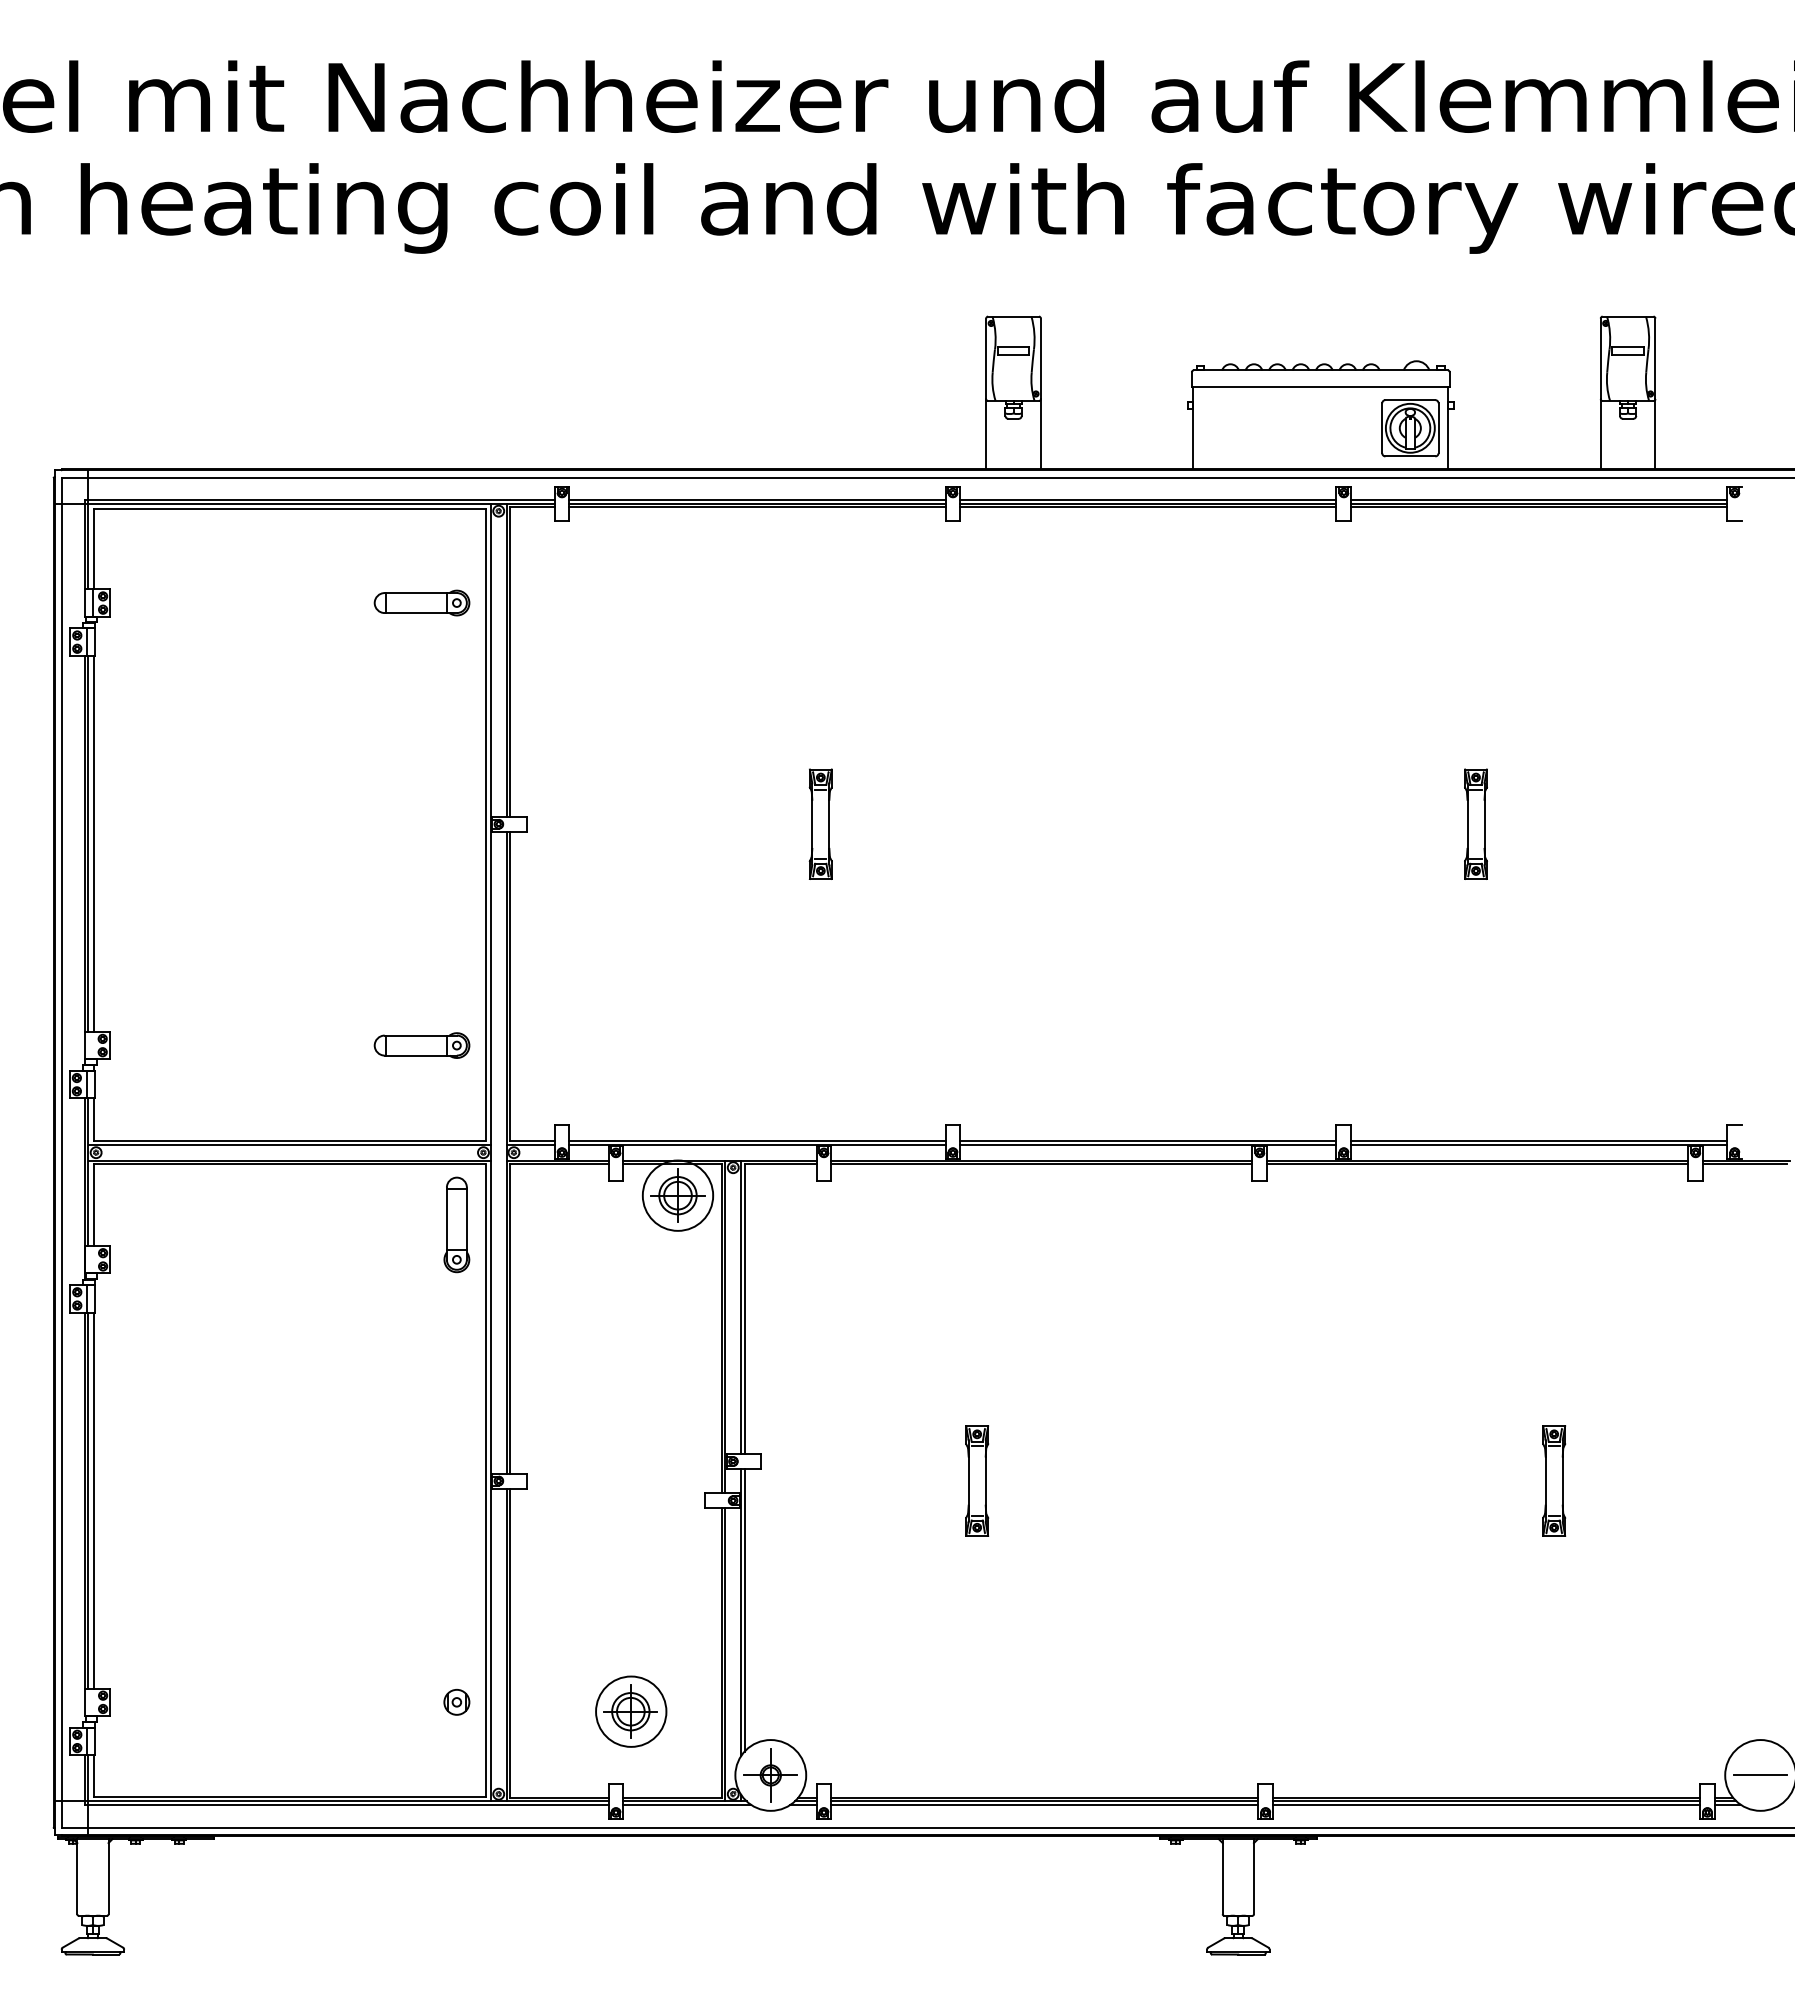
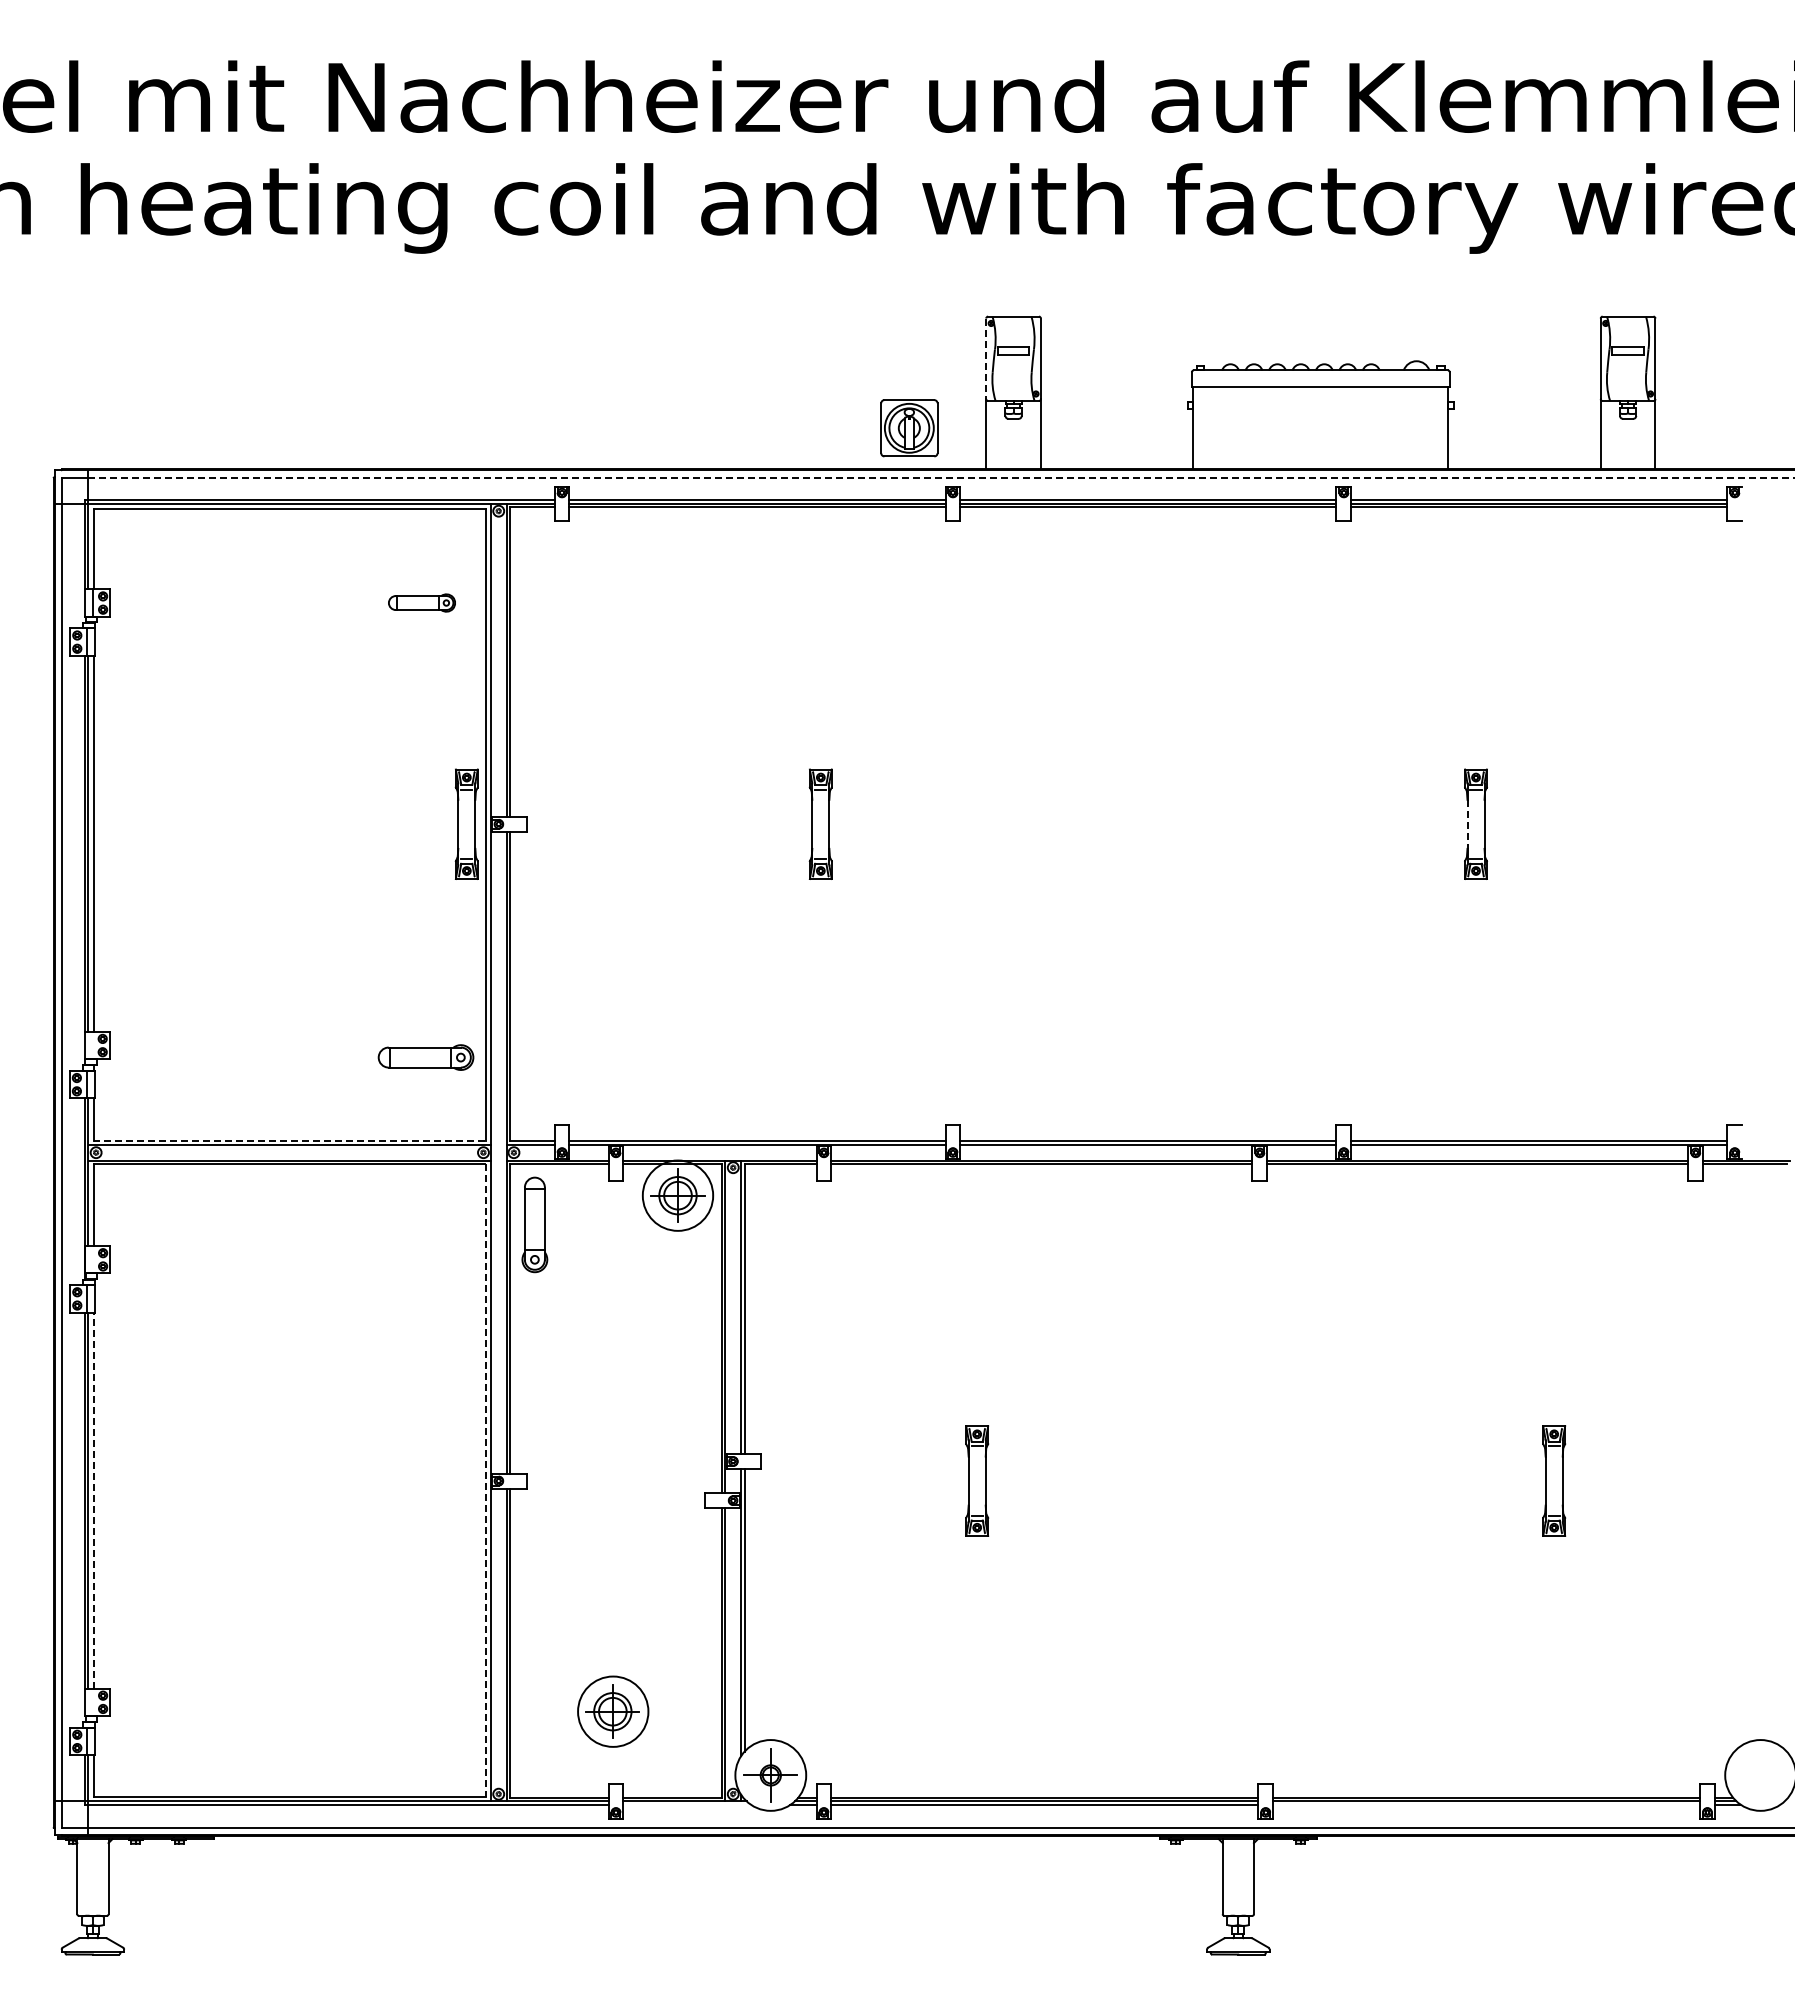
line: solid -> dashed (986, 359)
part position: (1410, 428) -> (909, 428) (909, 428)
line: solid -> dashed (941, 477)
part size: 98x28 px -> 68x20 px (421, 602)
part: none -> present (466, 823)
line: solid -> dashed (1467, 824)
part position: (421, 1045) -> (425, 1057) (425, 1057)
line: solid -> dashed (289, 1140)
part position: (456, 1224) -> (534, 1224) (534, 1224)
line: solid -> dashed (485, 1480)
line: solid -> dashed (93, 1500)
part: present -> none (456, 1702)
part position: (631, 1711) -> (613, 1711) (613, 1711)
line: present -> none (1760, 1775)
line: present -> none (687, 1804)
line: present -> none (1486, 1804)
